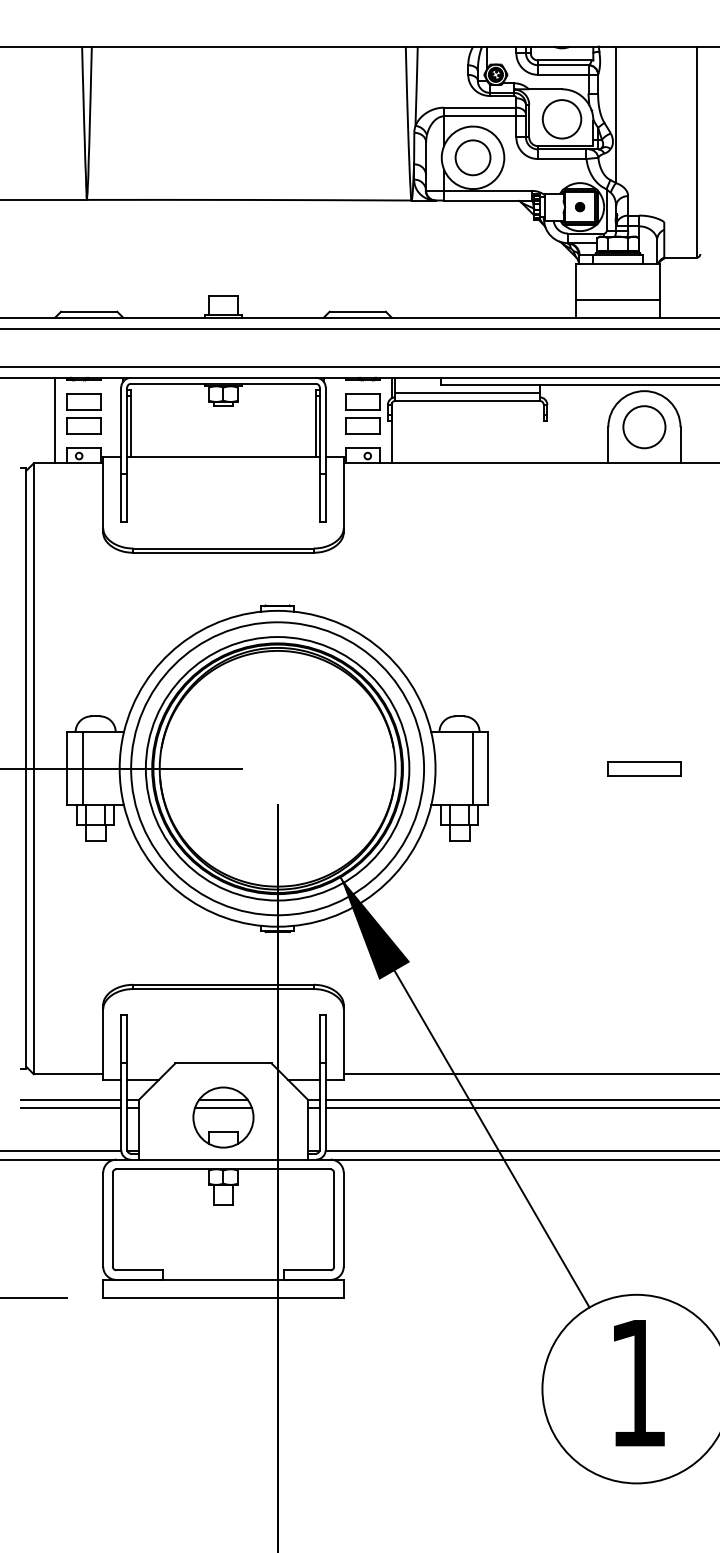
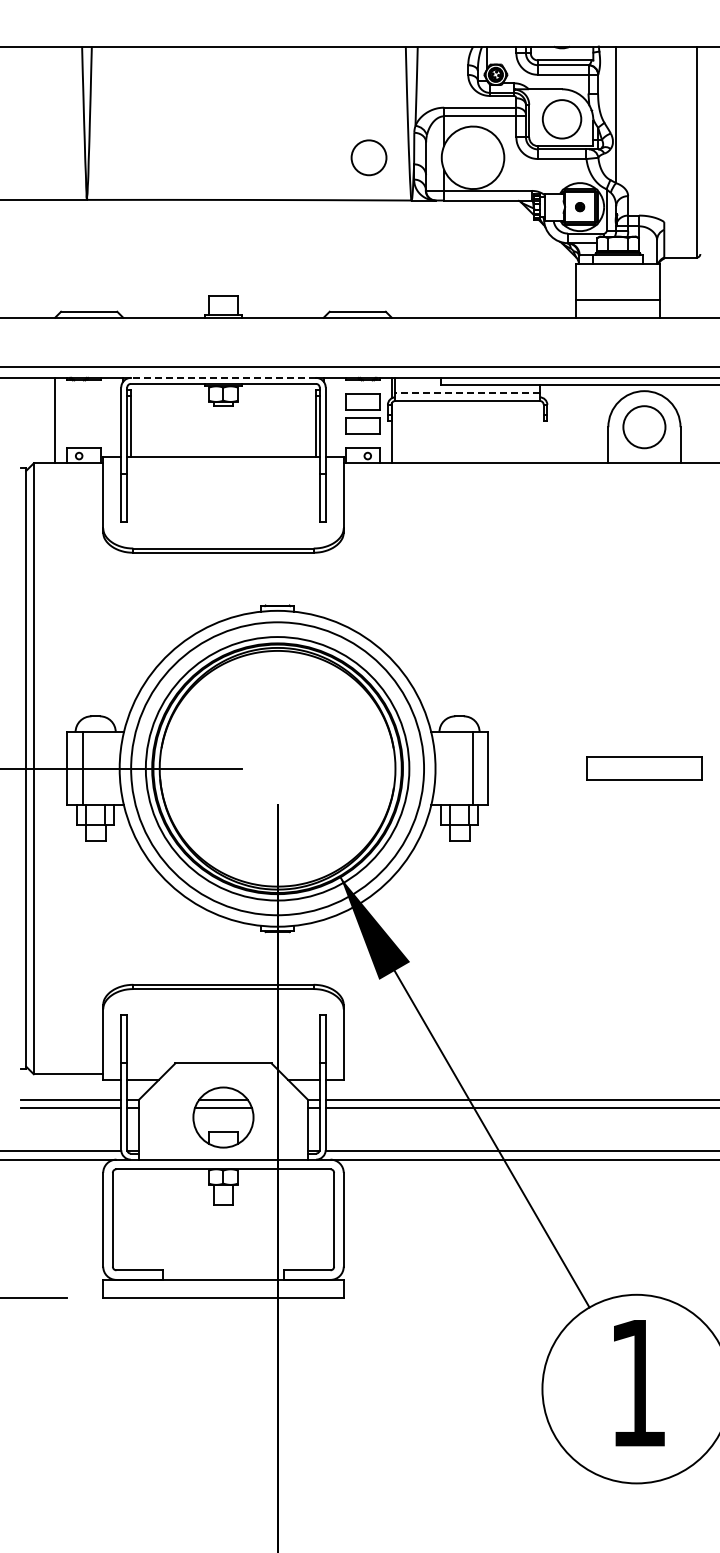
circle position: (472, 157) -> (368, 157) (368, 157)
line: present -> none (359, 328)
line: solid -> dashed (223, 377)
line: solid -> dashed (467, 393)
part: present -> none (83, 413)
part size: 75x16 px -> 117x25 px (644, 768)
line: present -> none (529, 1074)
